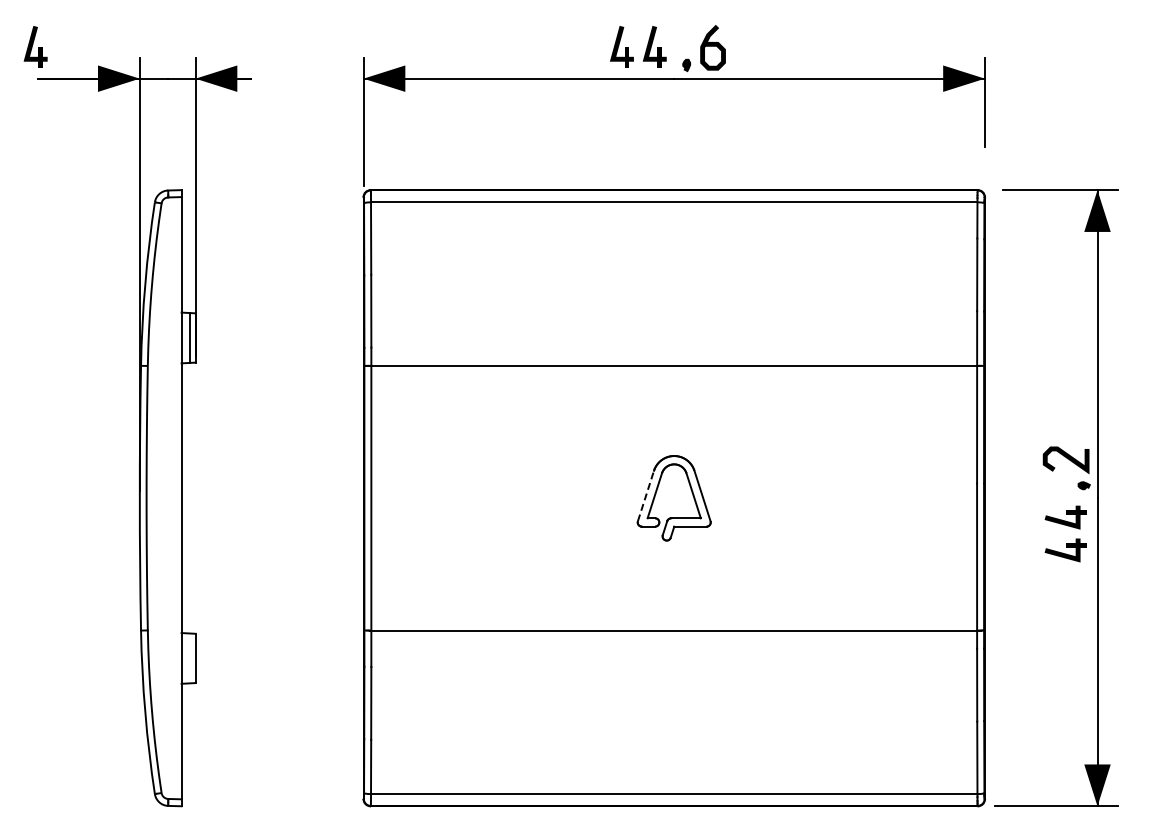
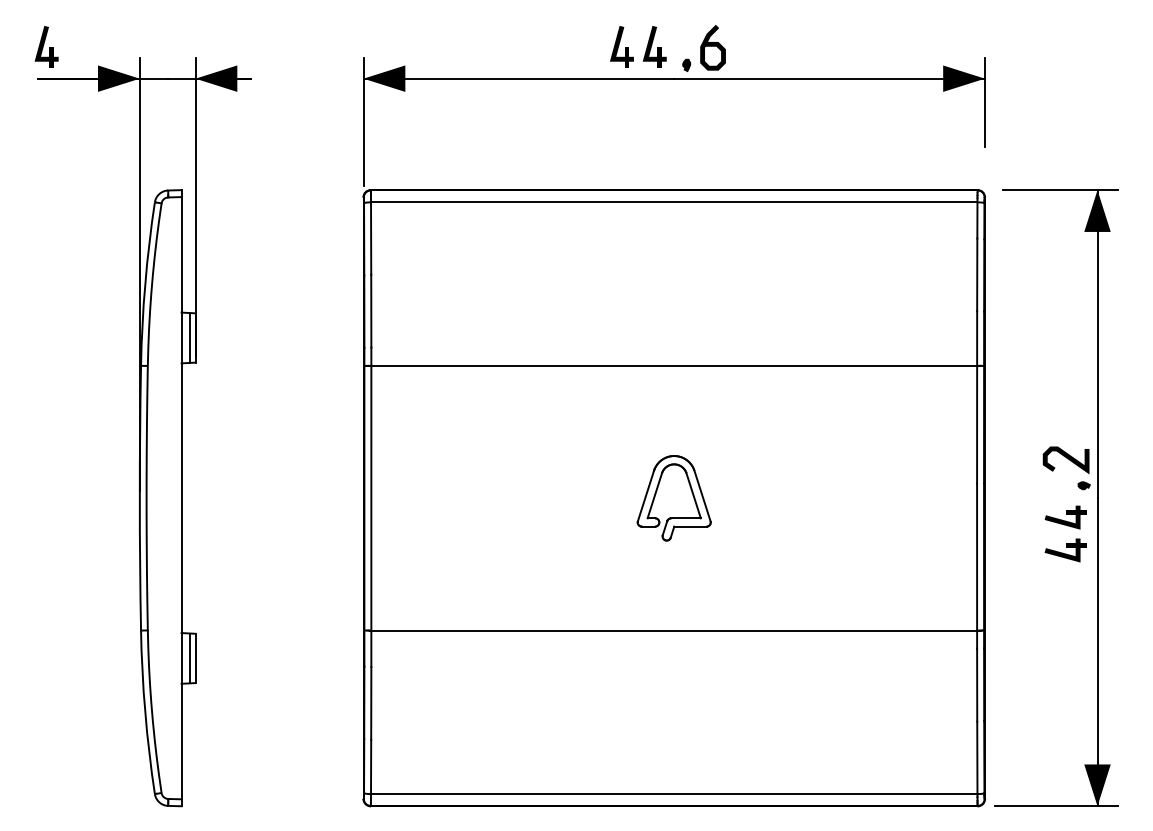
part position: (35, 46) -> (46, 46) (46, 46)
line: dashed -> solid (646, 495)
line: none -> present (190, 658)
